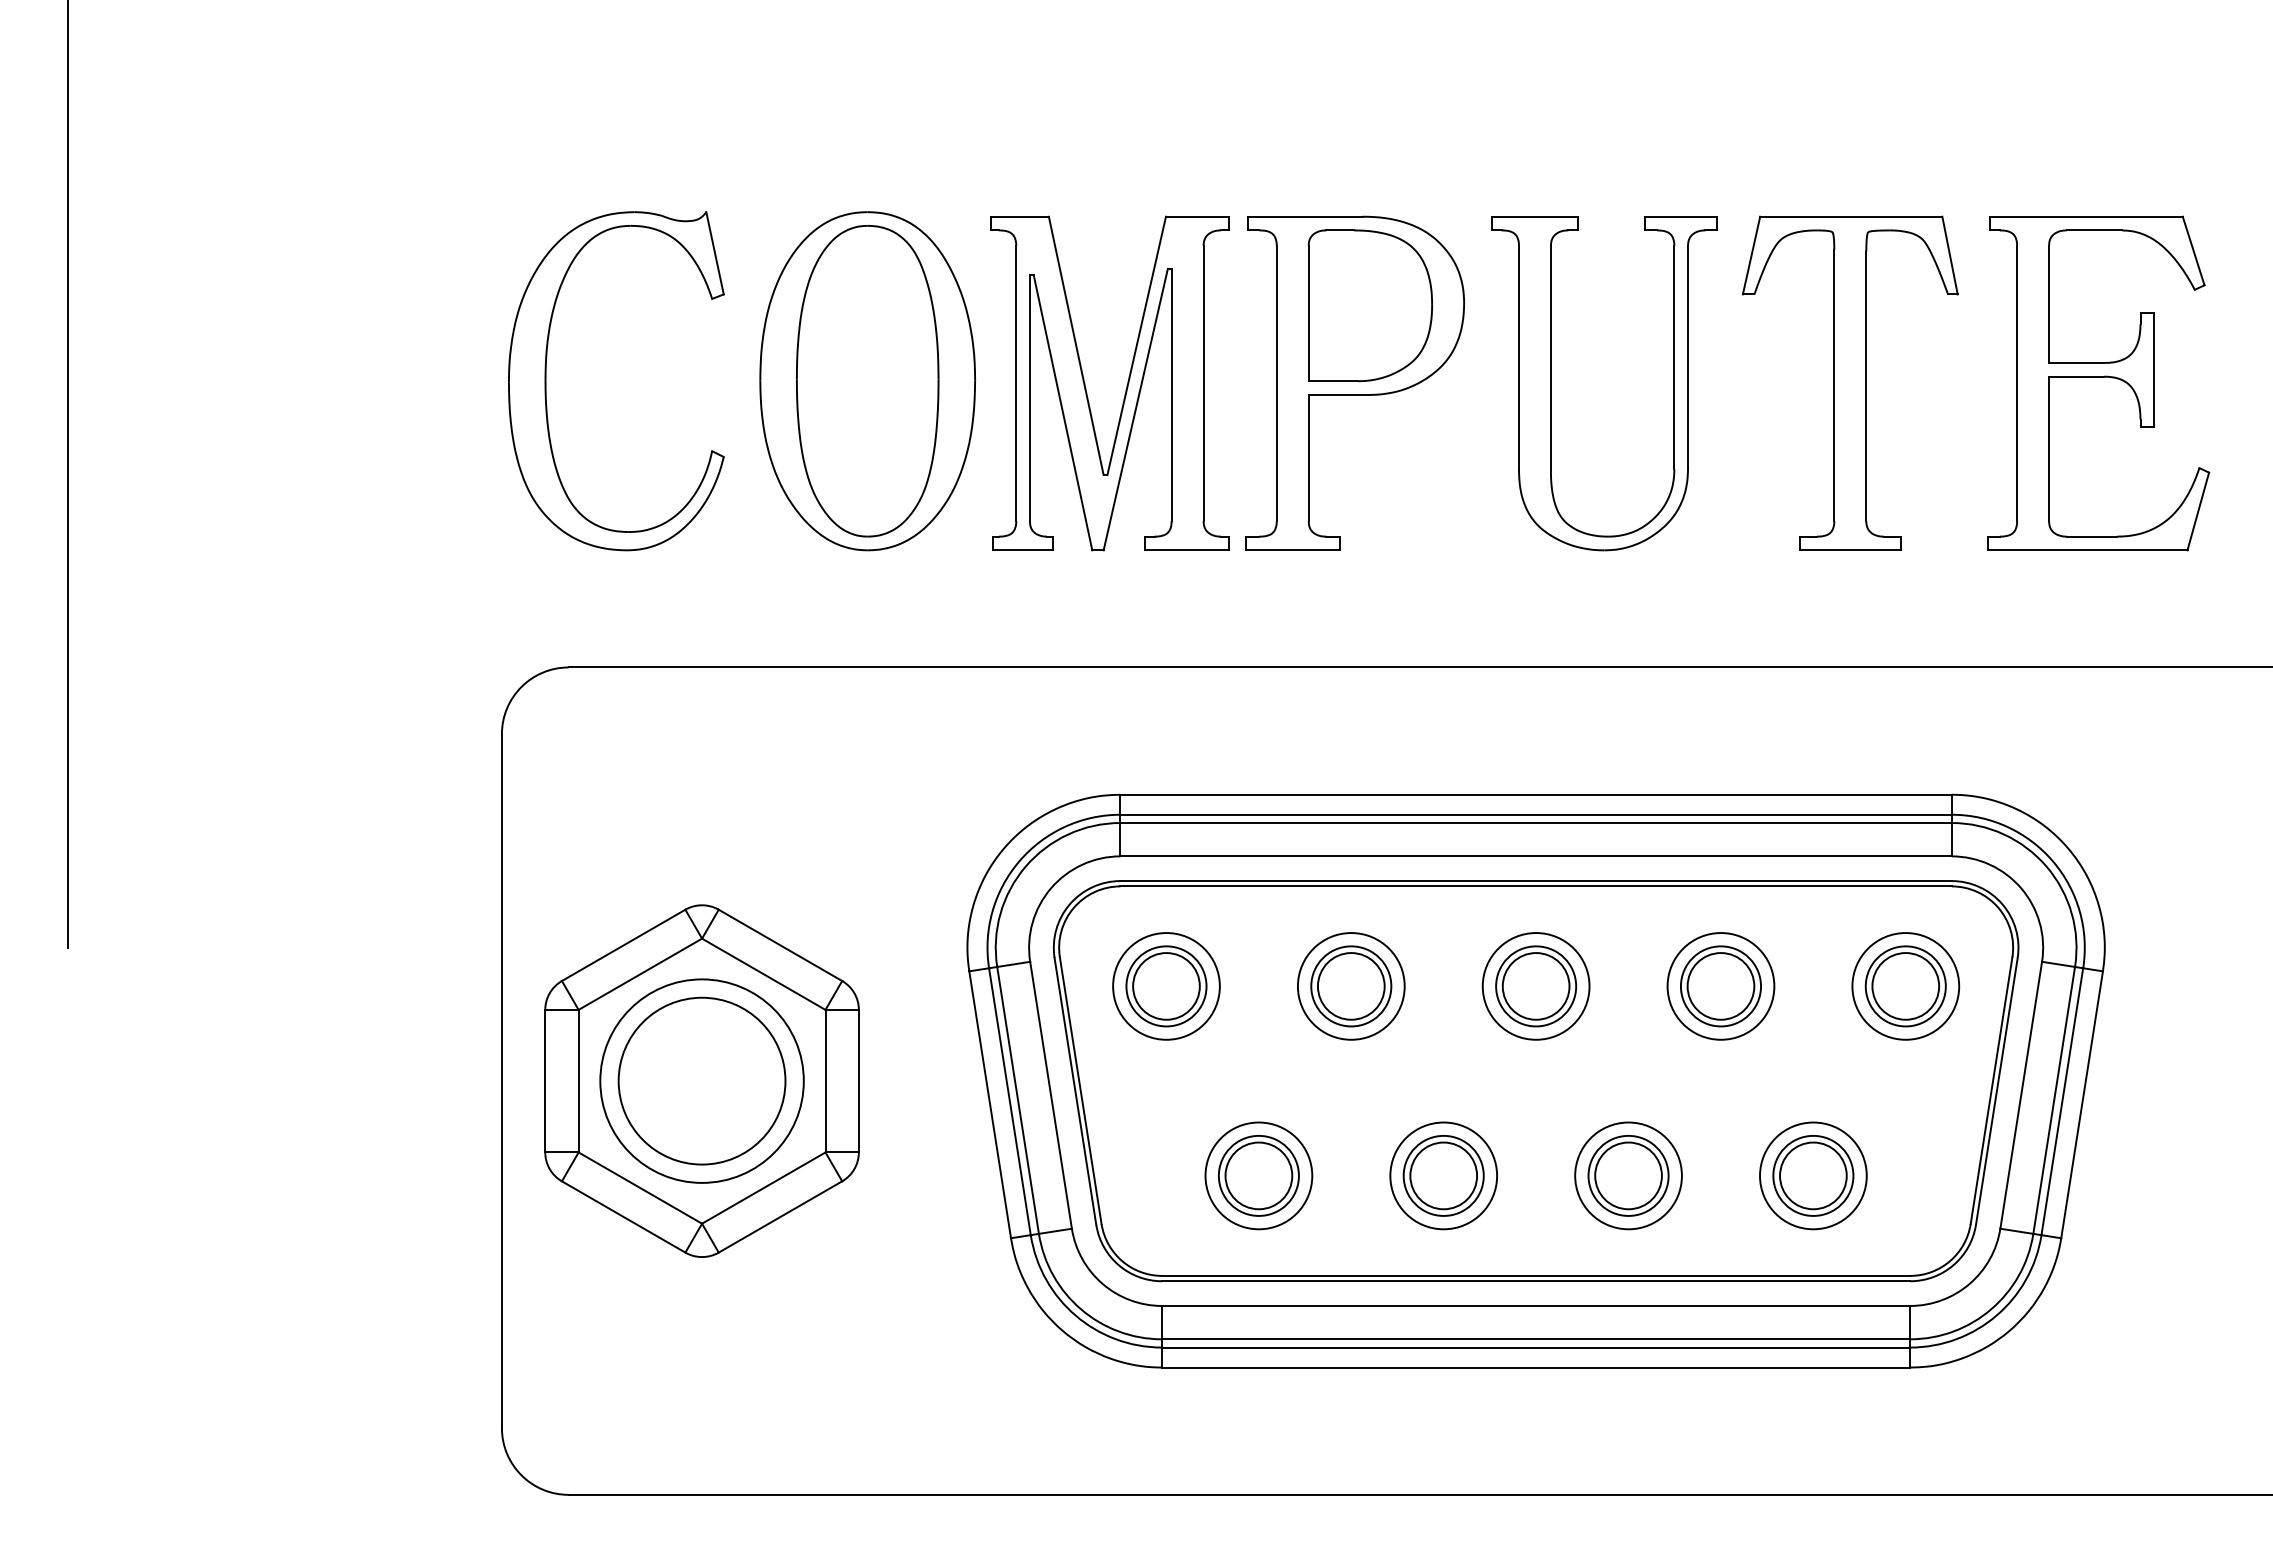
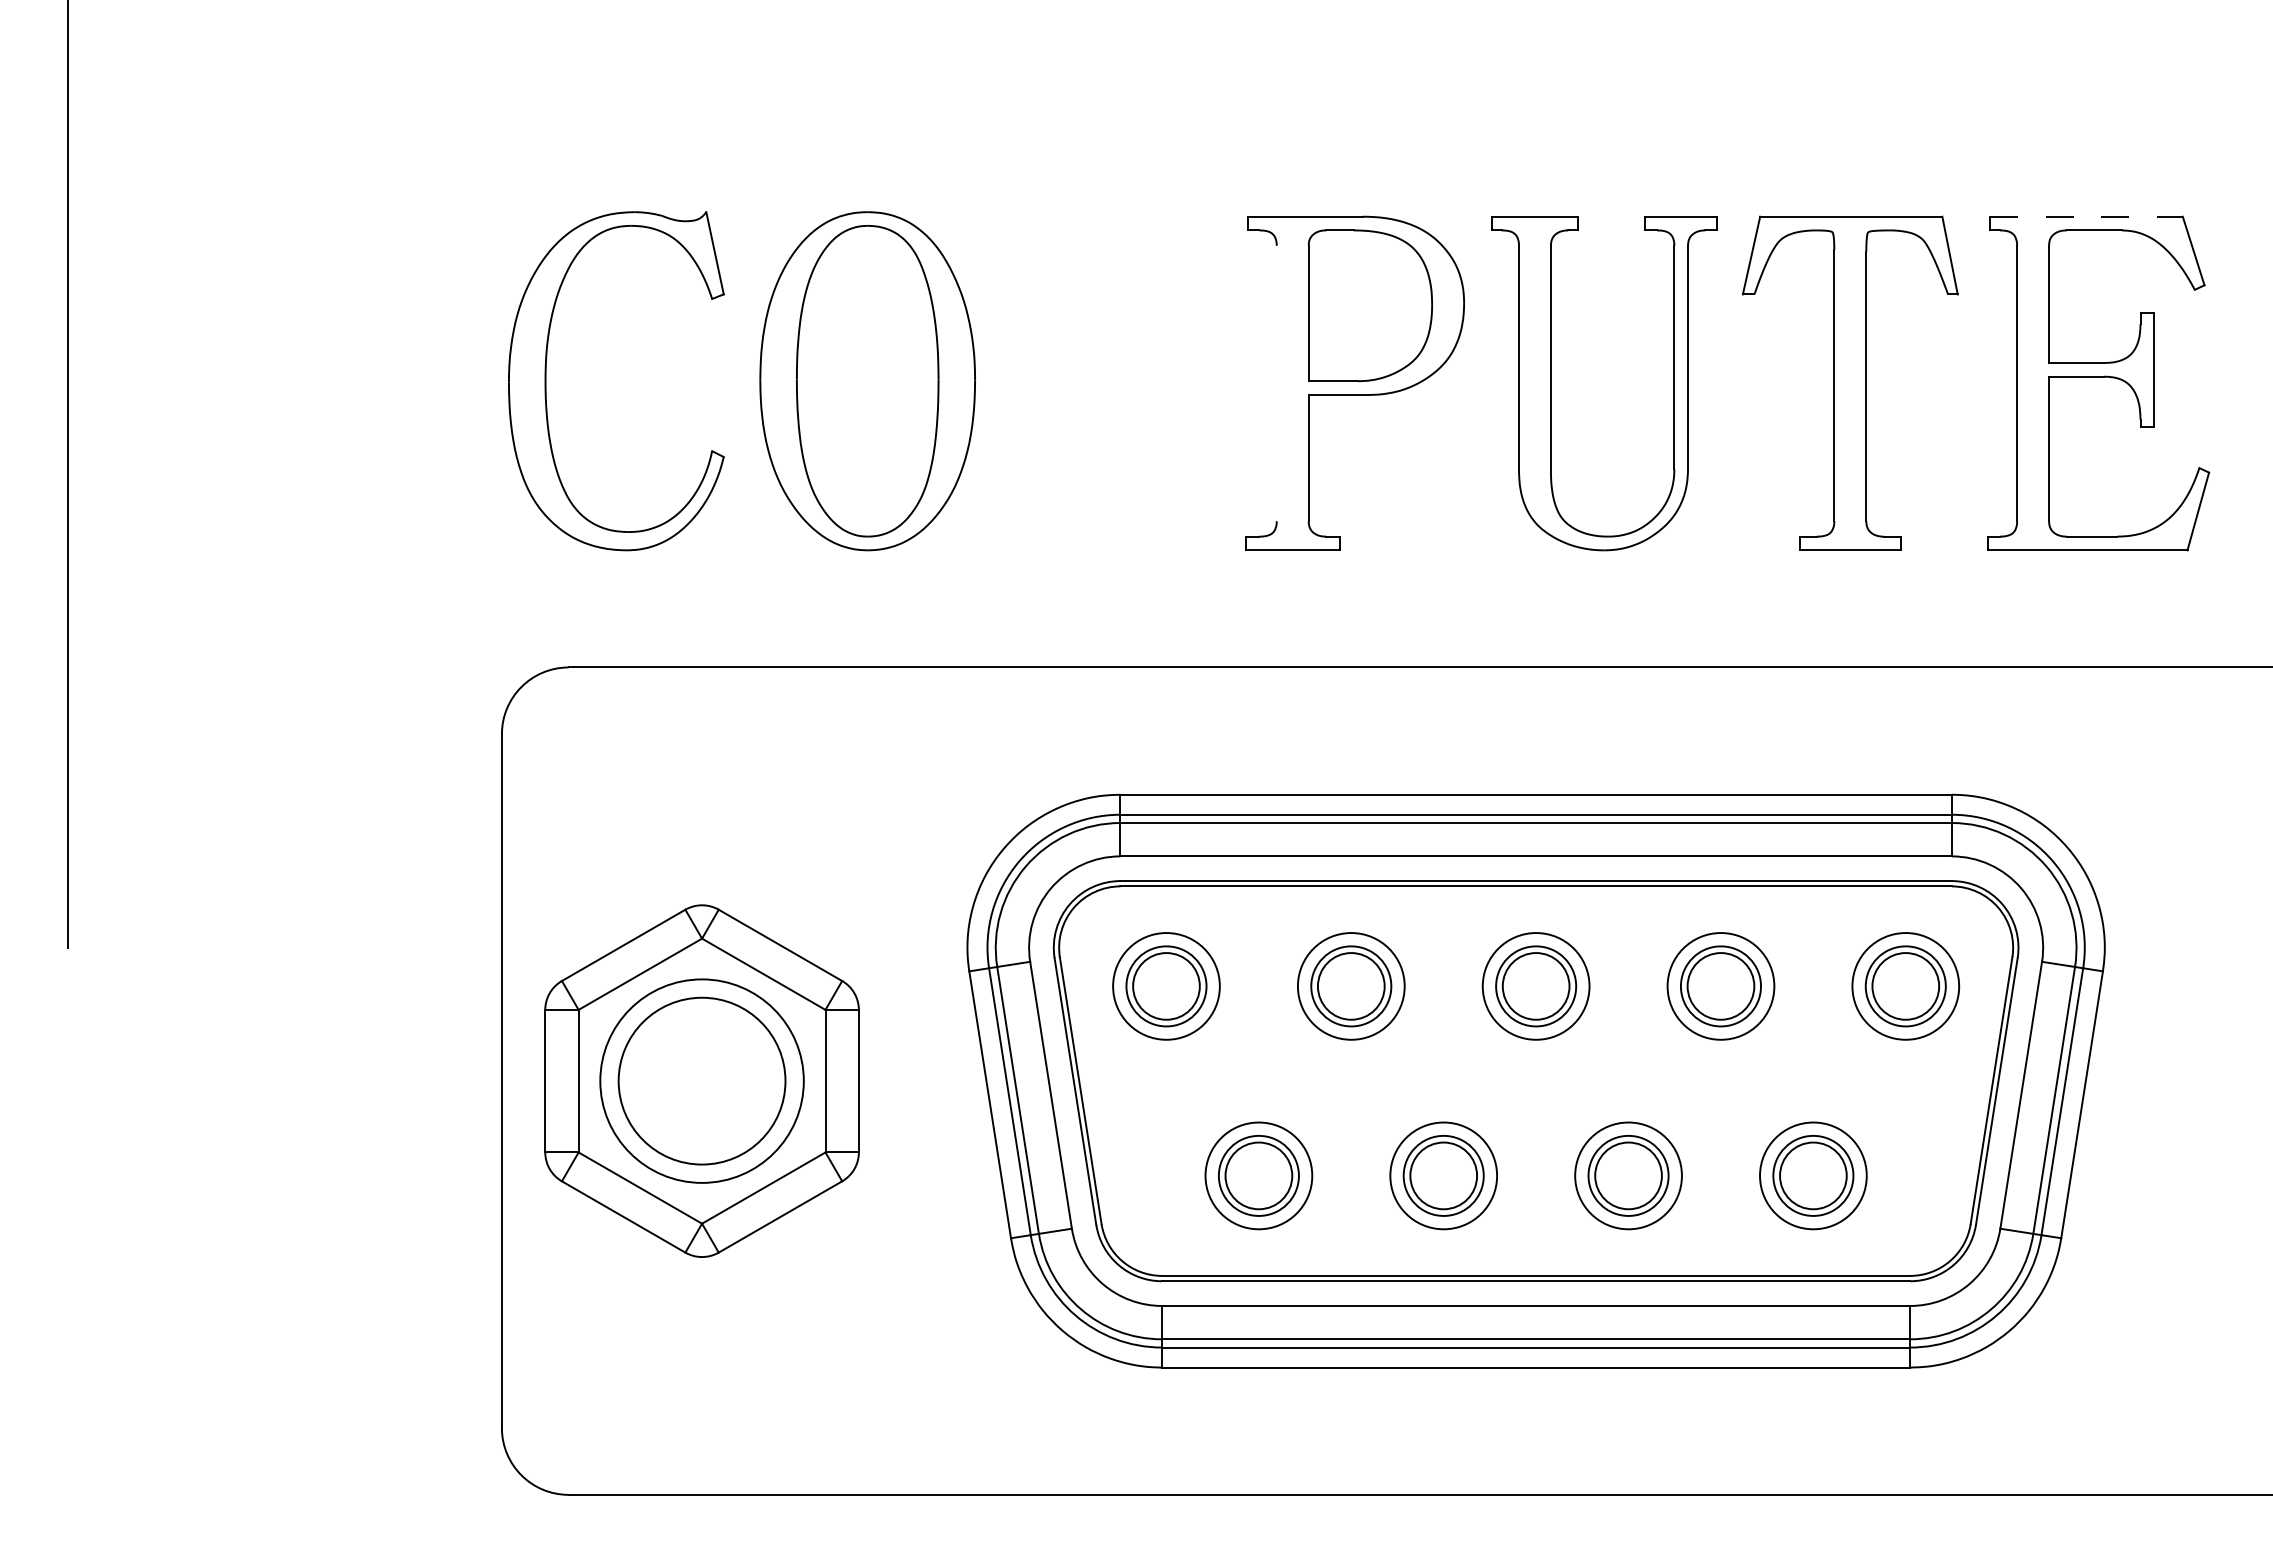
line: solid -> dashed (2086, 216)
line: present -> none (1276, 383)
part: present -> none (1125, 389)
